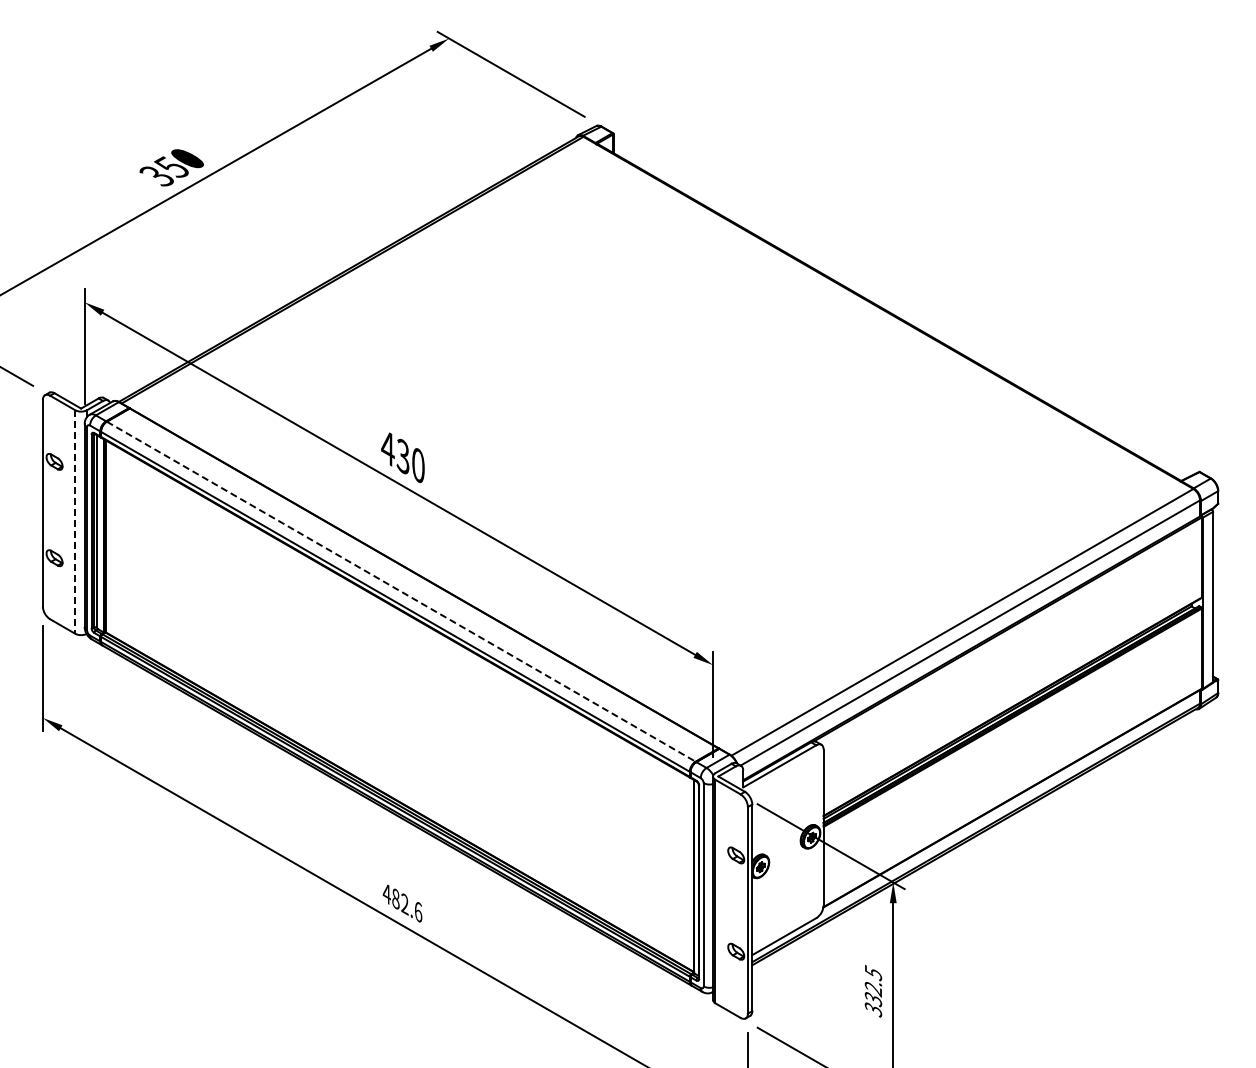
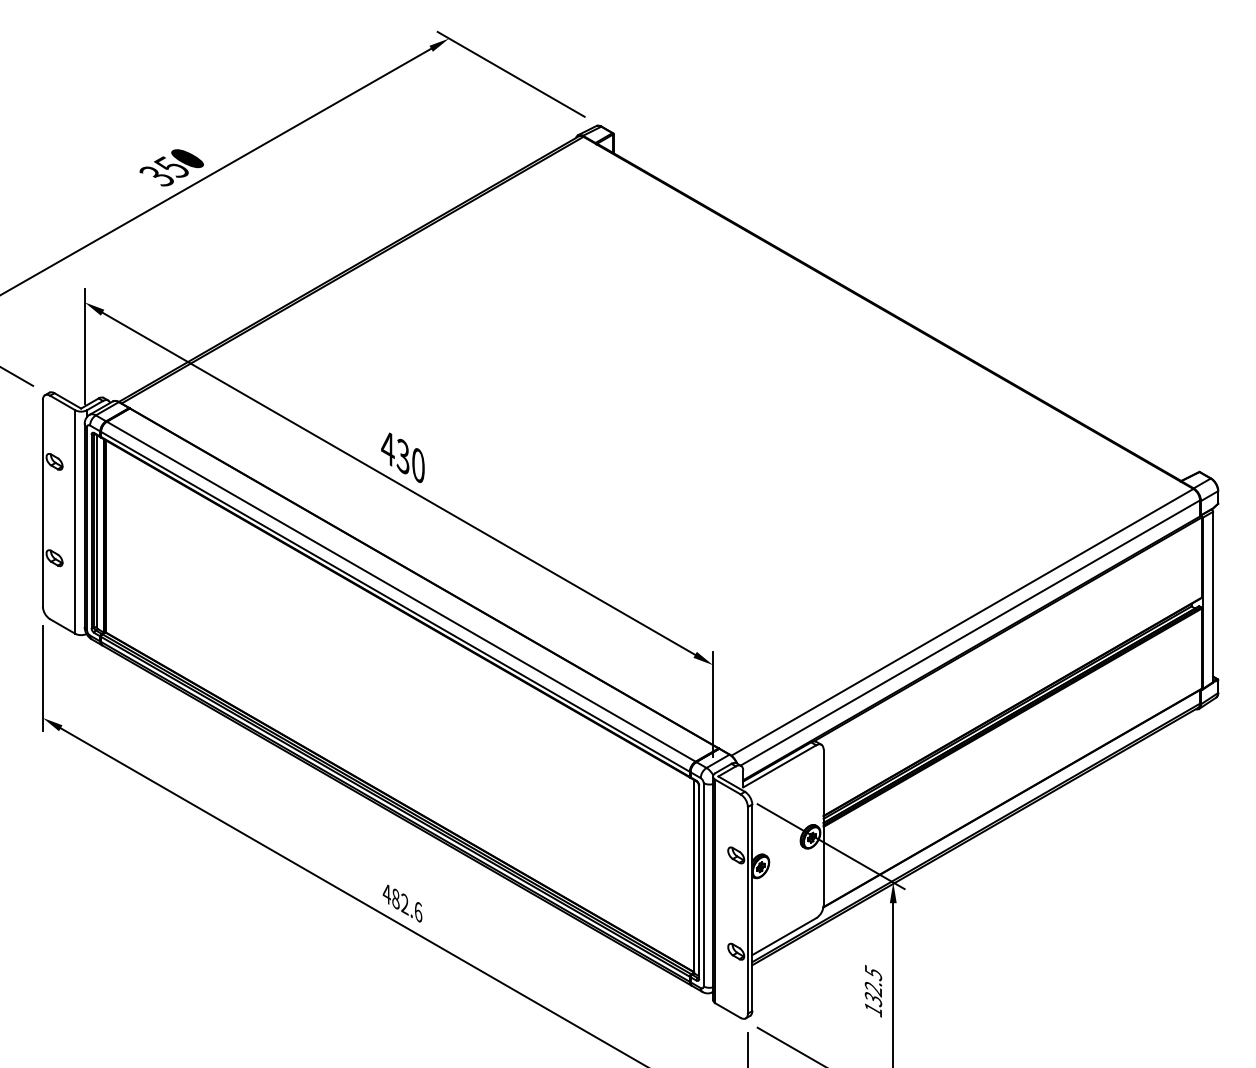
line: dashed -> solid (75, 522)
line: dashed -> solid (401, 591)
text: 332.5 -> 132.5 (873, 1009)
